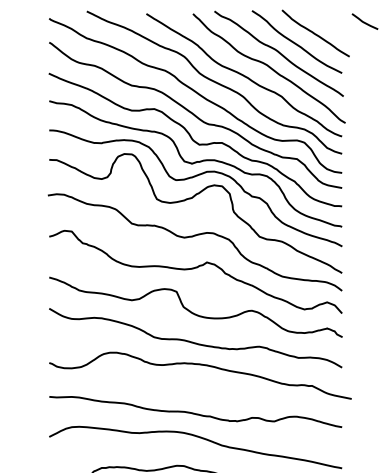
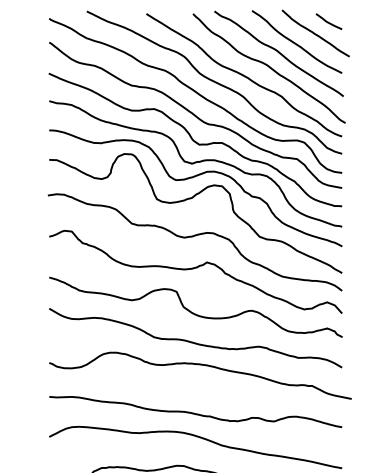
curve position: (364, 21) -> (328, 21) (328, 21)
